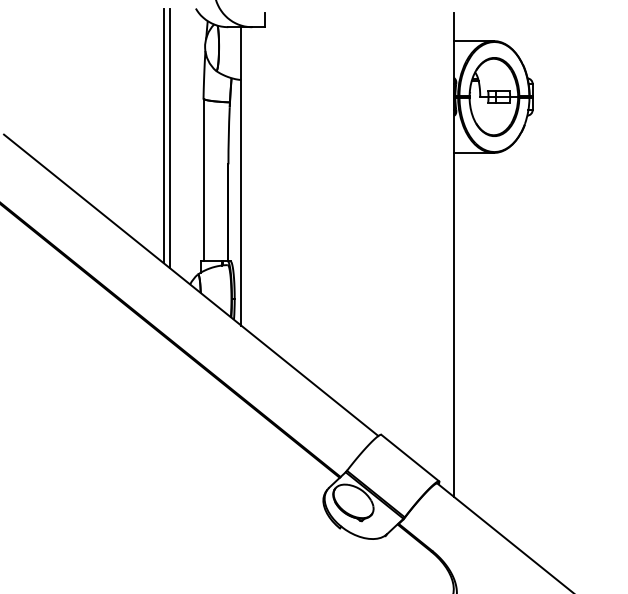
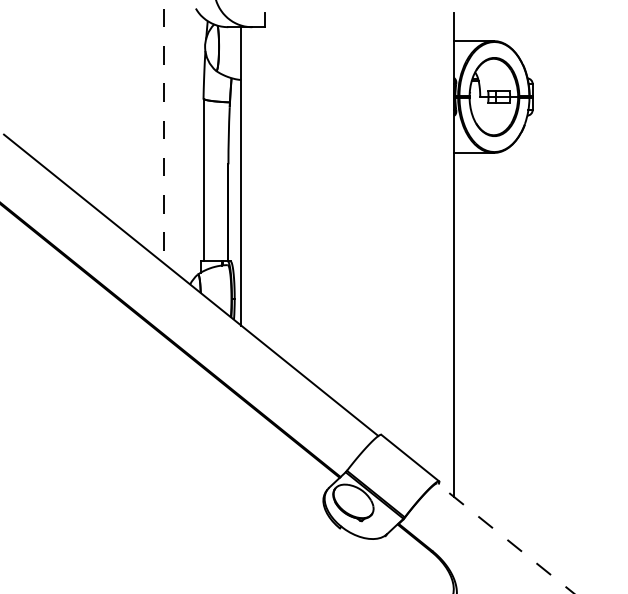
line: solid -> dashed (163, 136)
line: present -> none (170, 138)
line: solid -> dashed (505, 538)
